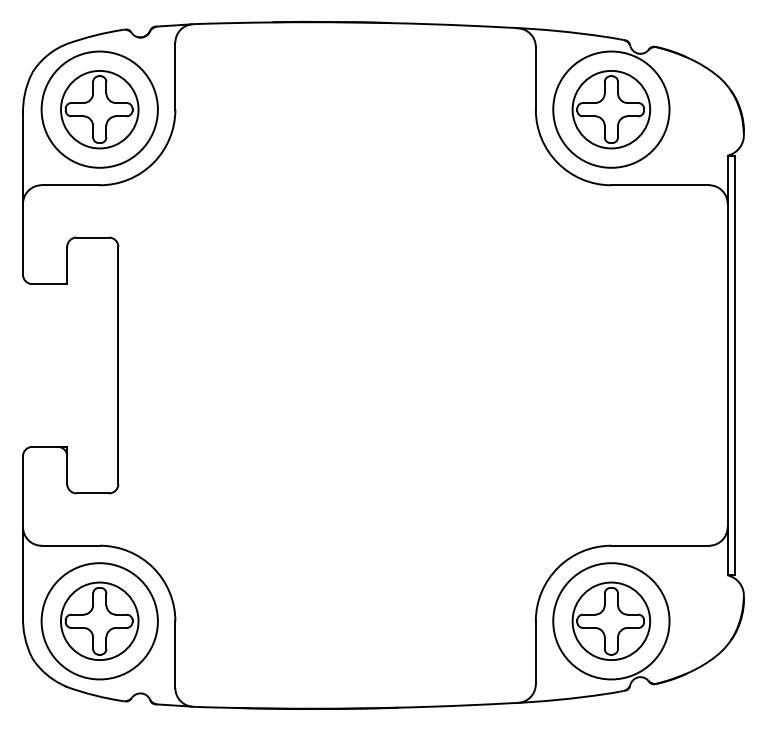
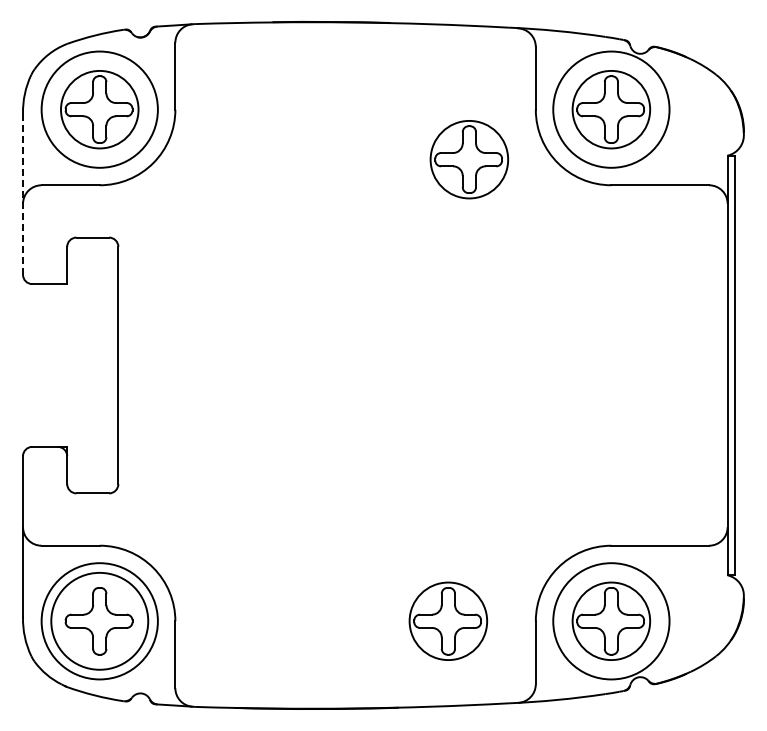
part: none -> present (469, 159)
line: solid -> dashed (23, 194)
part: none -> present (448, 620)
circle diameter: 78 px -> 97 px (99, 620)
